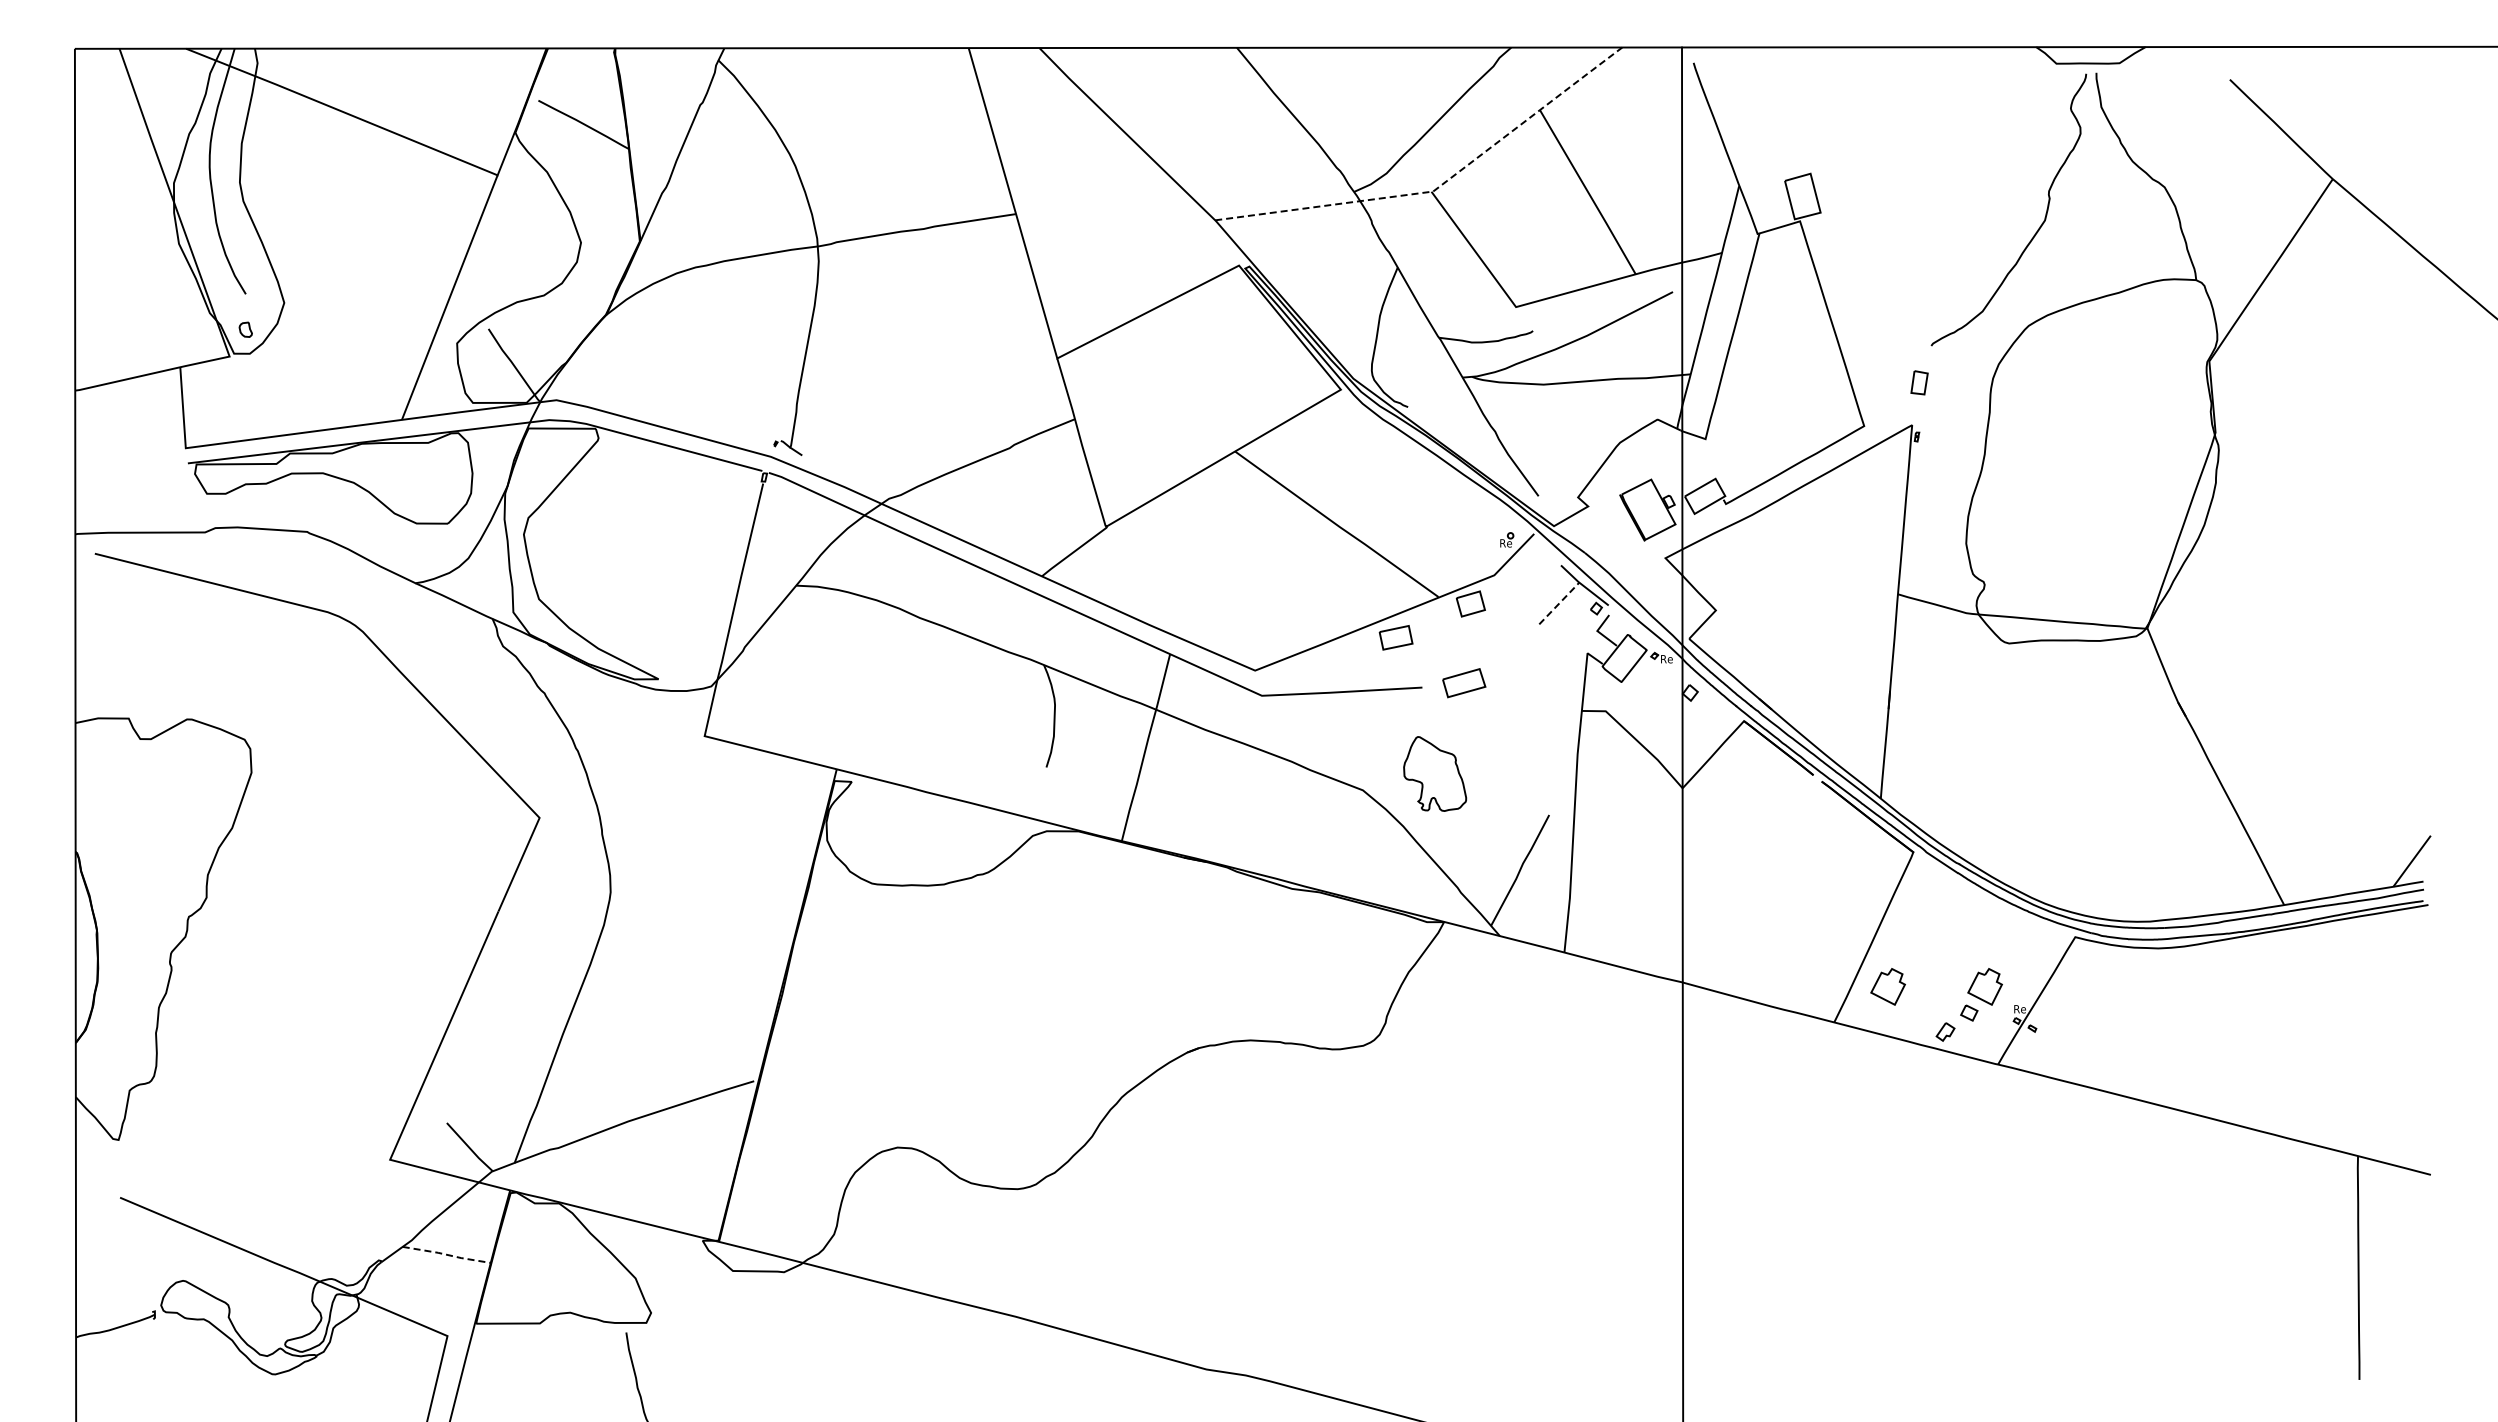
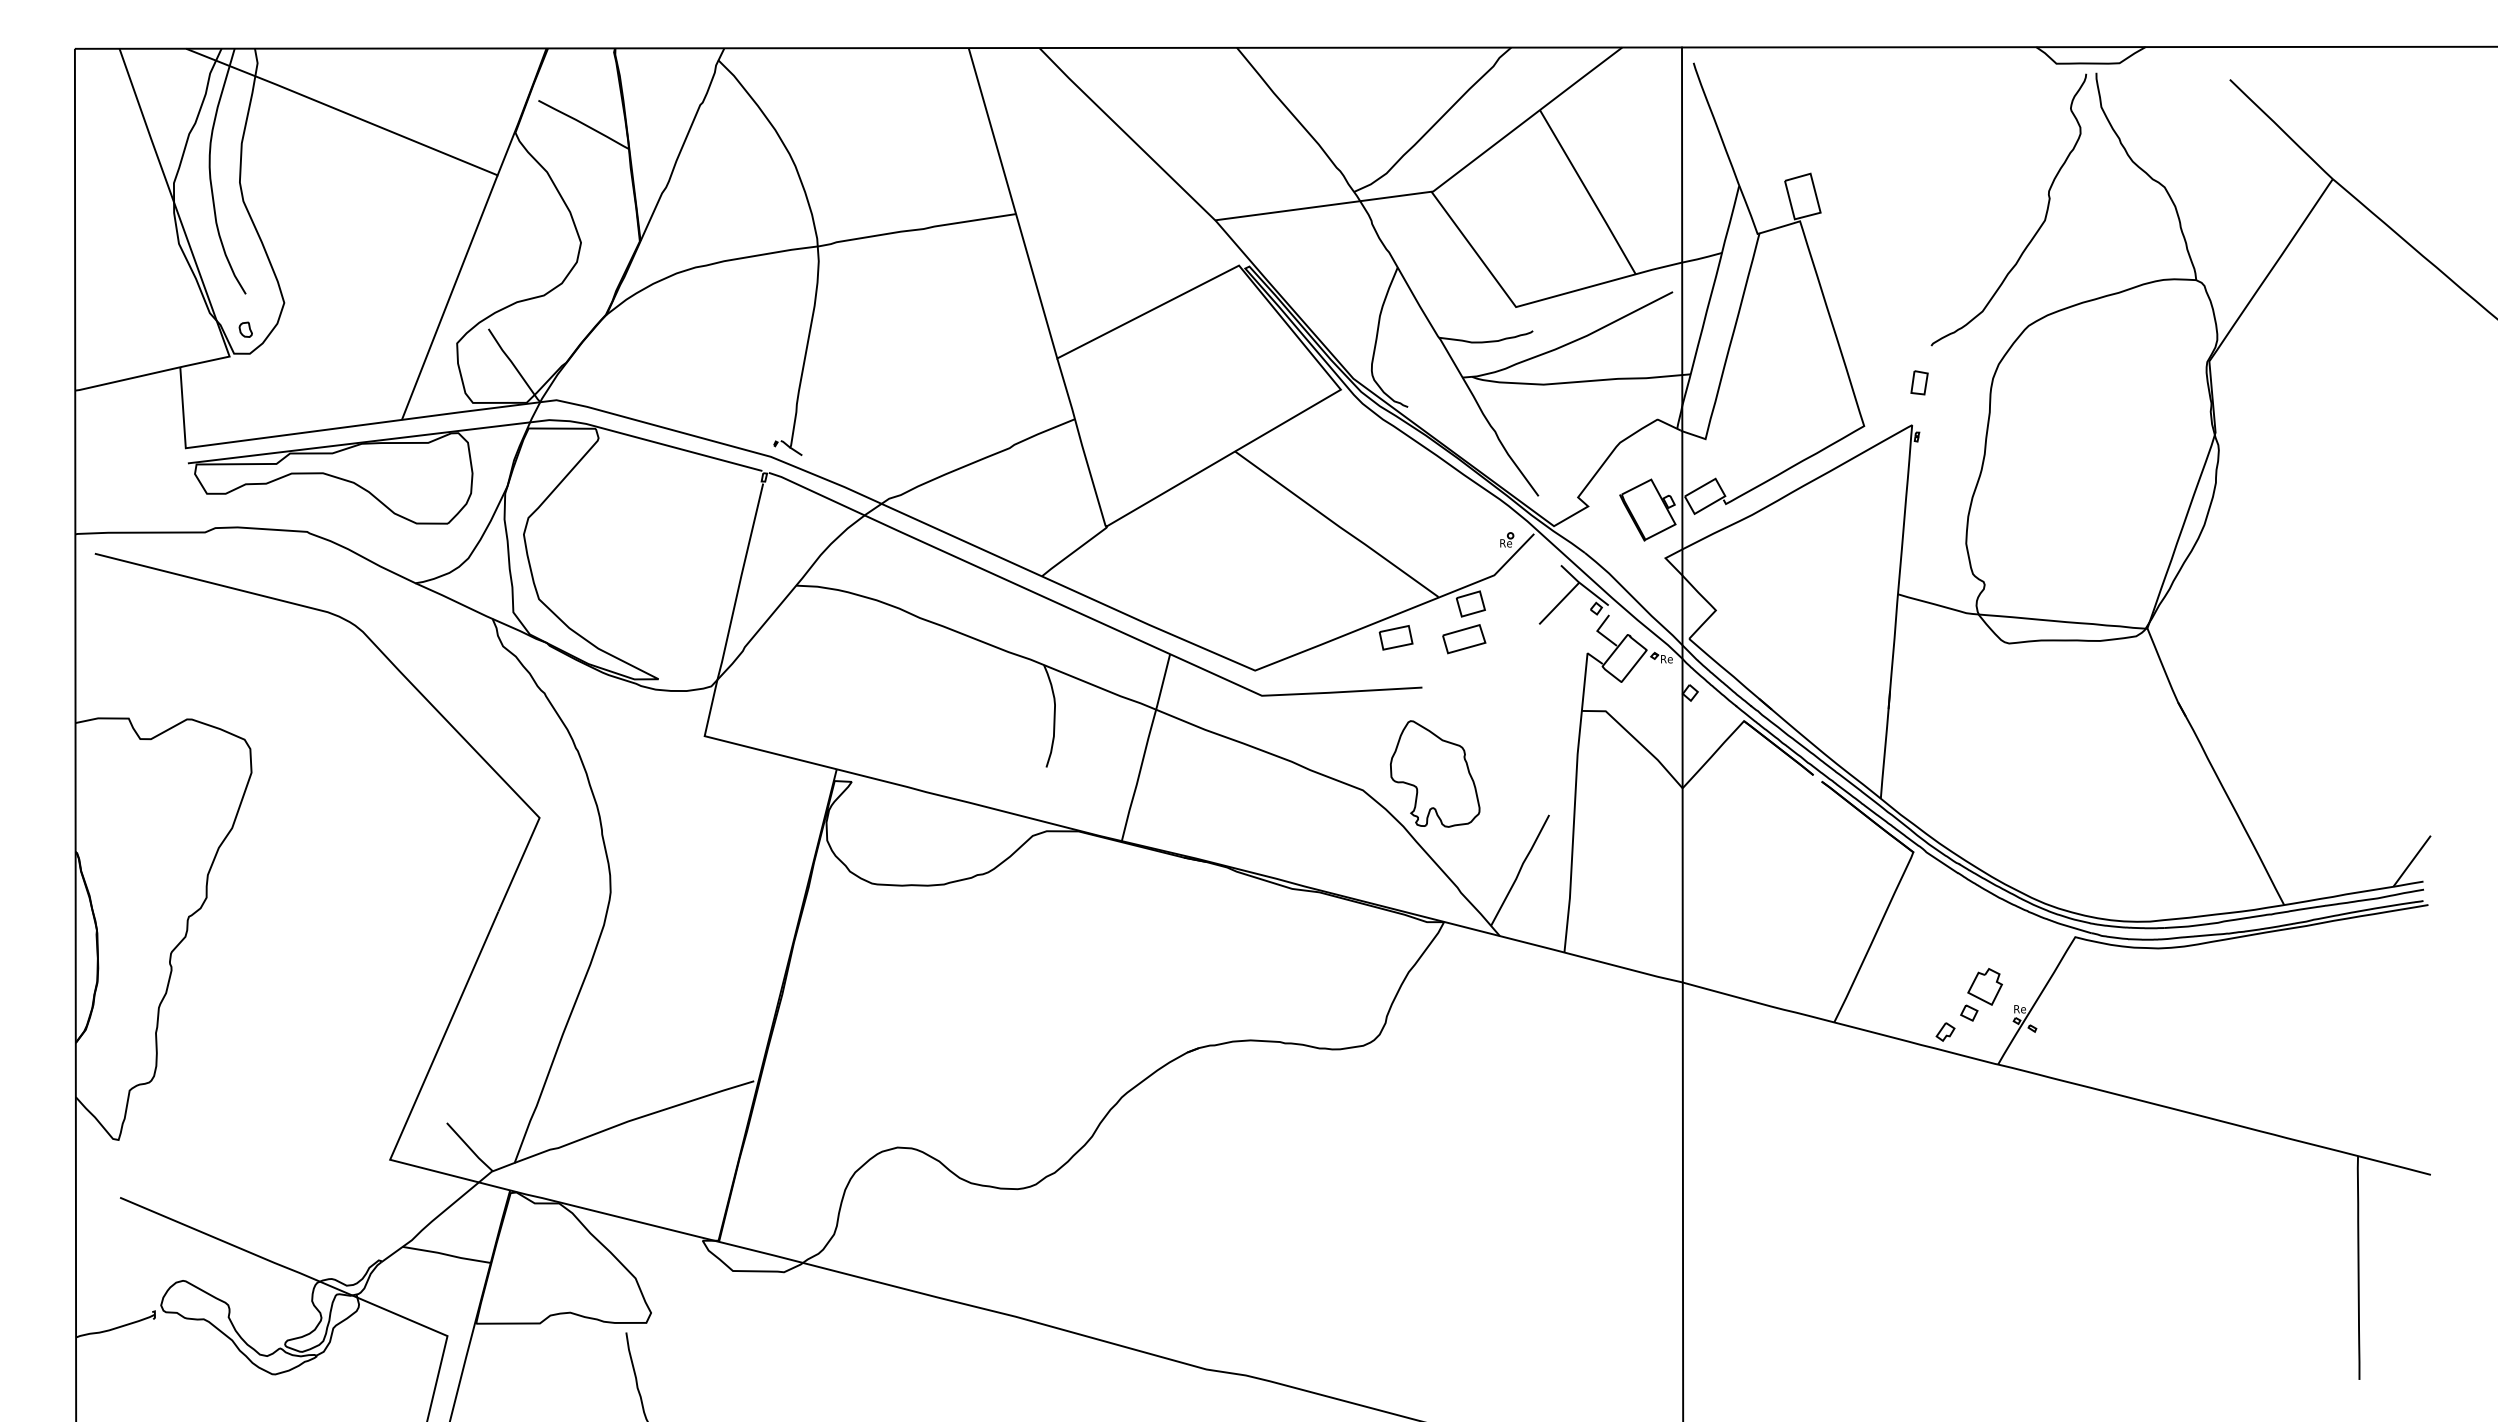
line: dashed -> solid (1441, 185)
line: dashed -> solid (1559, 603)
part position: (1464, 683) -> (1464, 639) (1464, 639)
part size: 65x76 px -> 92x108 px (1434, 773)
part: present -> none (1887, 986)
line: dashed -> solid (447, 1254)
